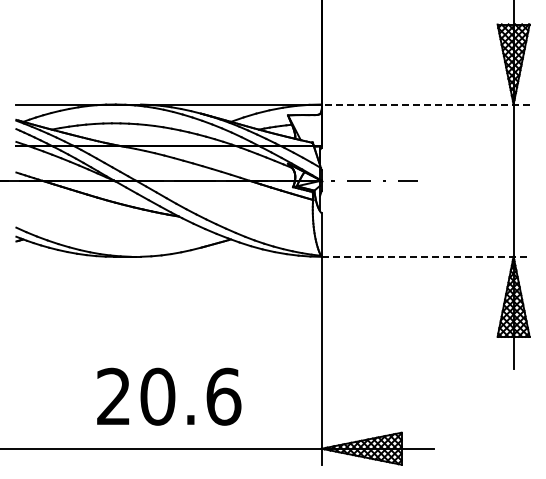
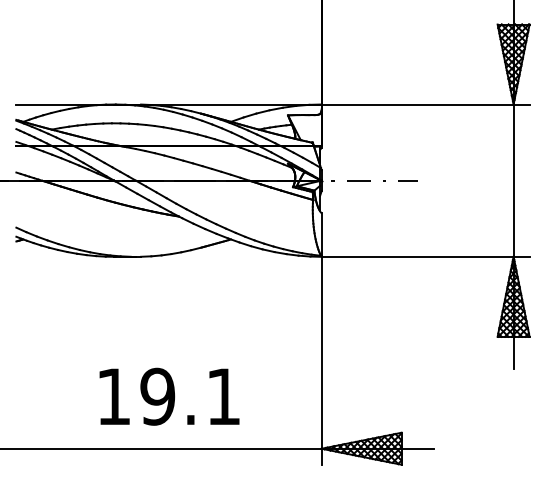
line: dashed -> solid (425, 104)
line: dashed -> solid (425, 256)
text: 20.6 -> 19.1 (169, 396)
